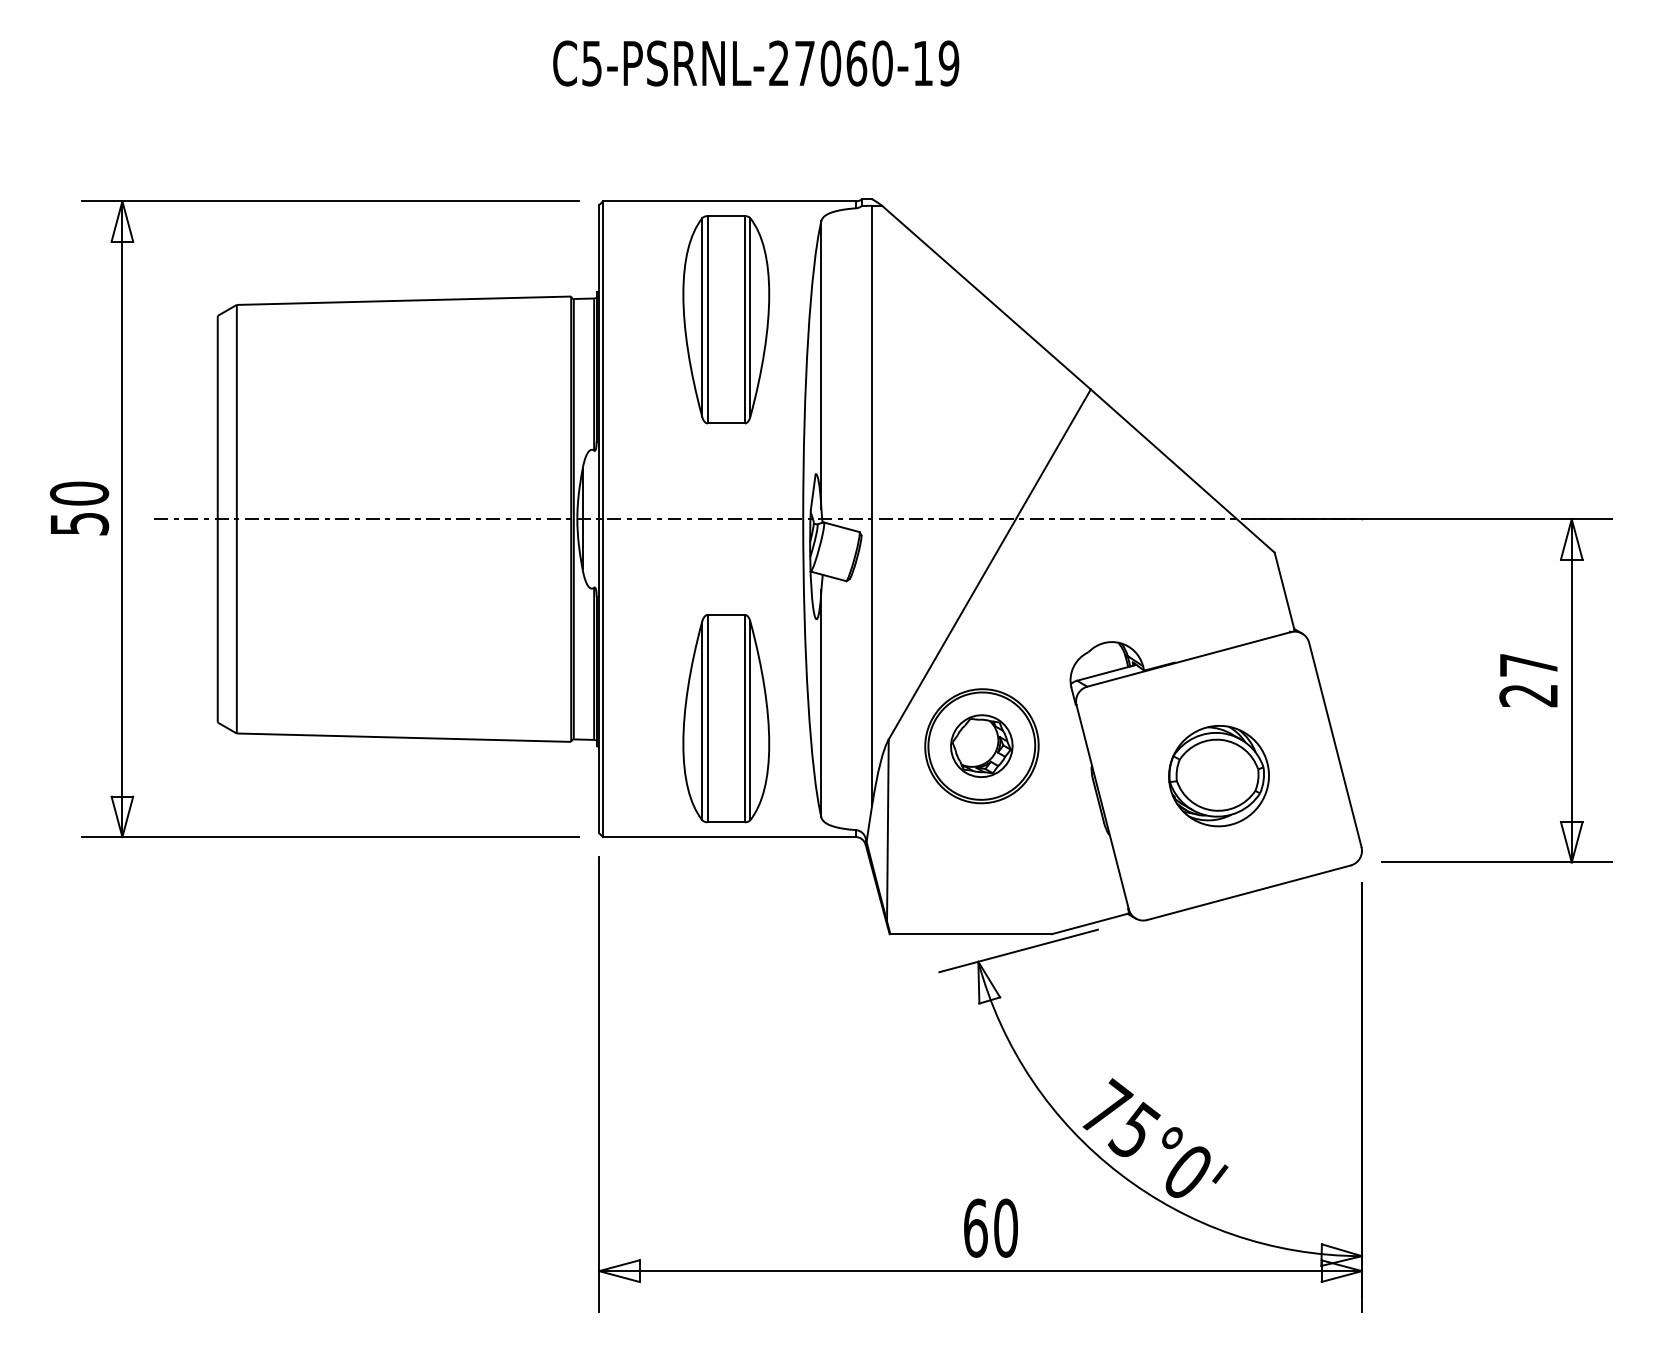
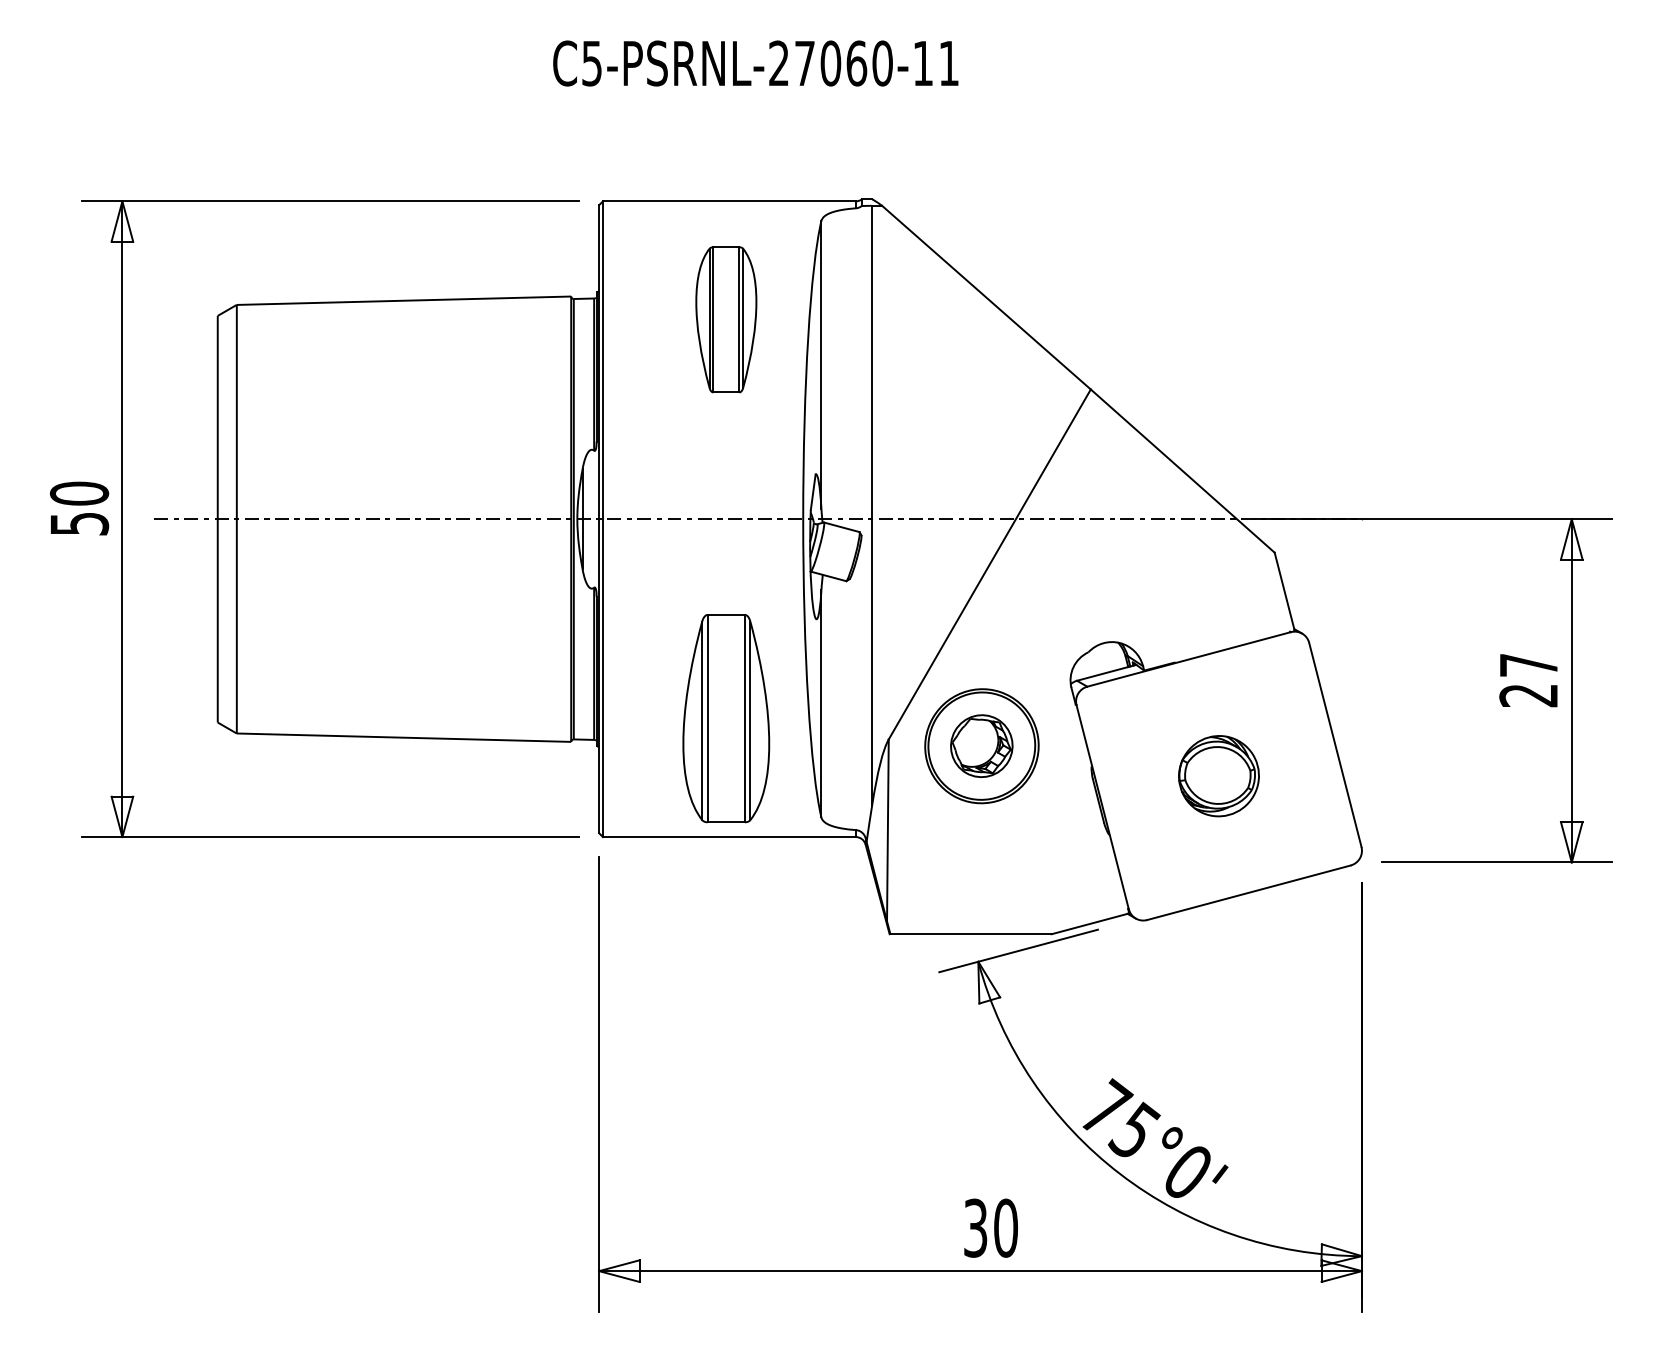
text: C5-PSRNL-27060-19 -> C5-PSRNL-27060-11 (948, 63)
part size: 89x210 px -> 63x148 px (726, 319)
part size: 102x103 px -> 82x83 px (1218, 776)
text: 60 -> 30 (975, 1227)
